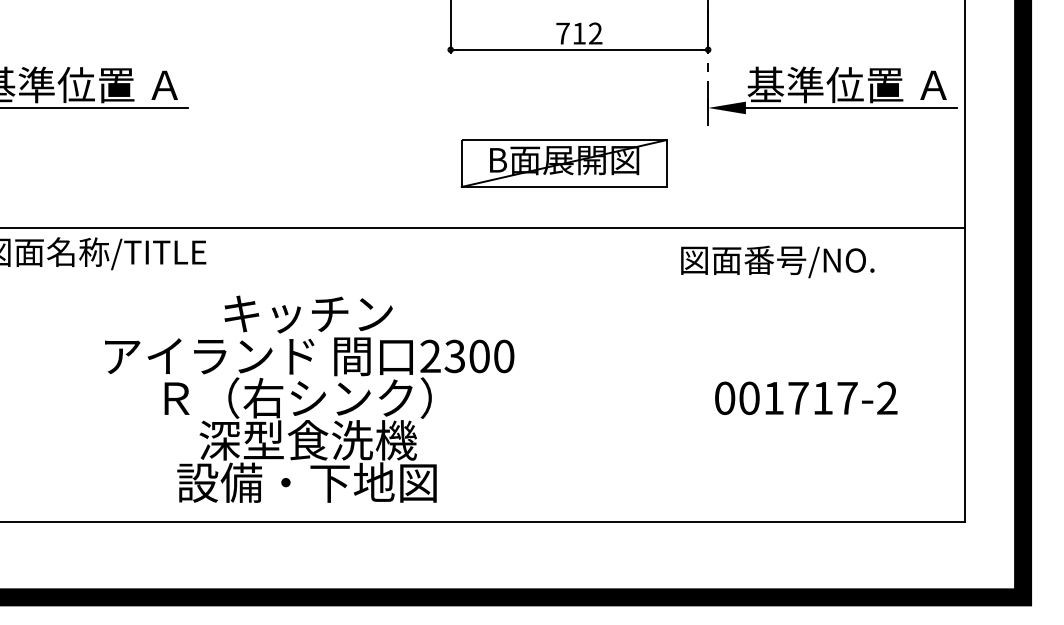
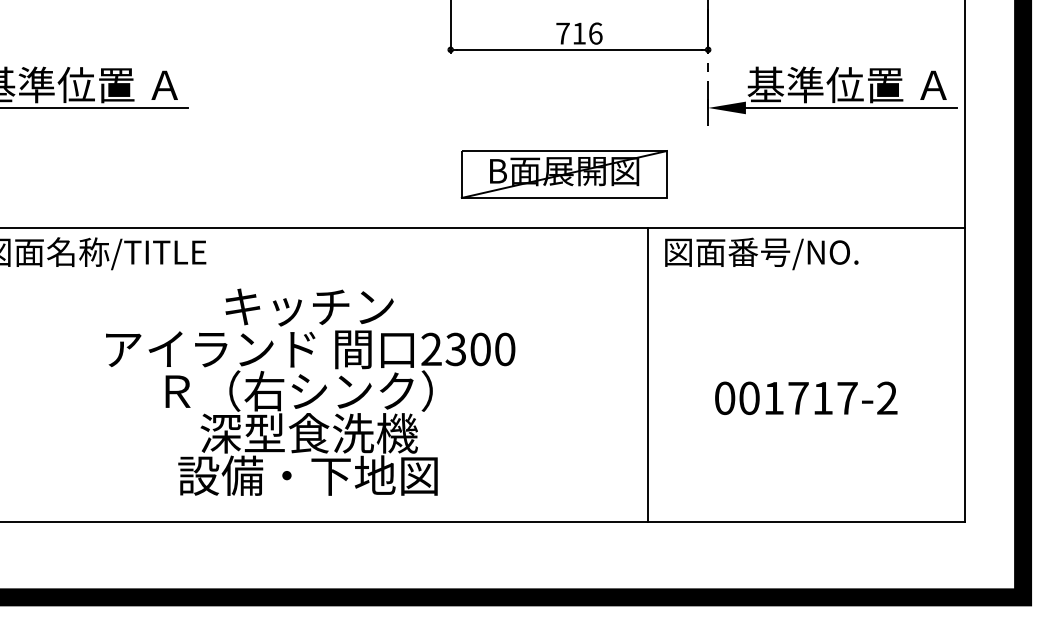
text: 712 -> 716 (595, 33)
part position: (563, 163) -> (563, 174) (563, 174)
text position: (777, 261) -> (761, 253) (761, 253)
line: none -> present (648, 374)
text position: (309, 398) -> (310, 391) (310, 391)
